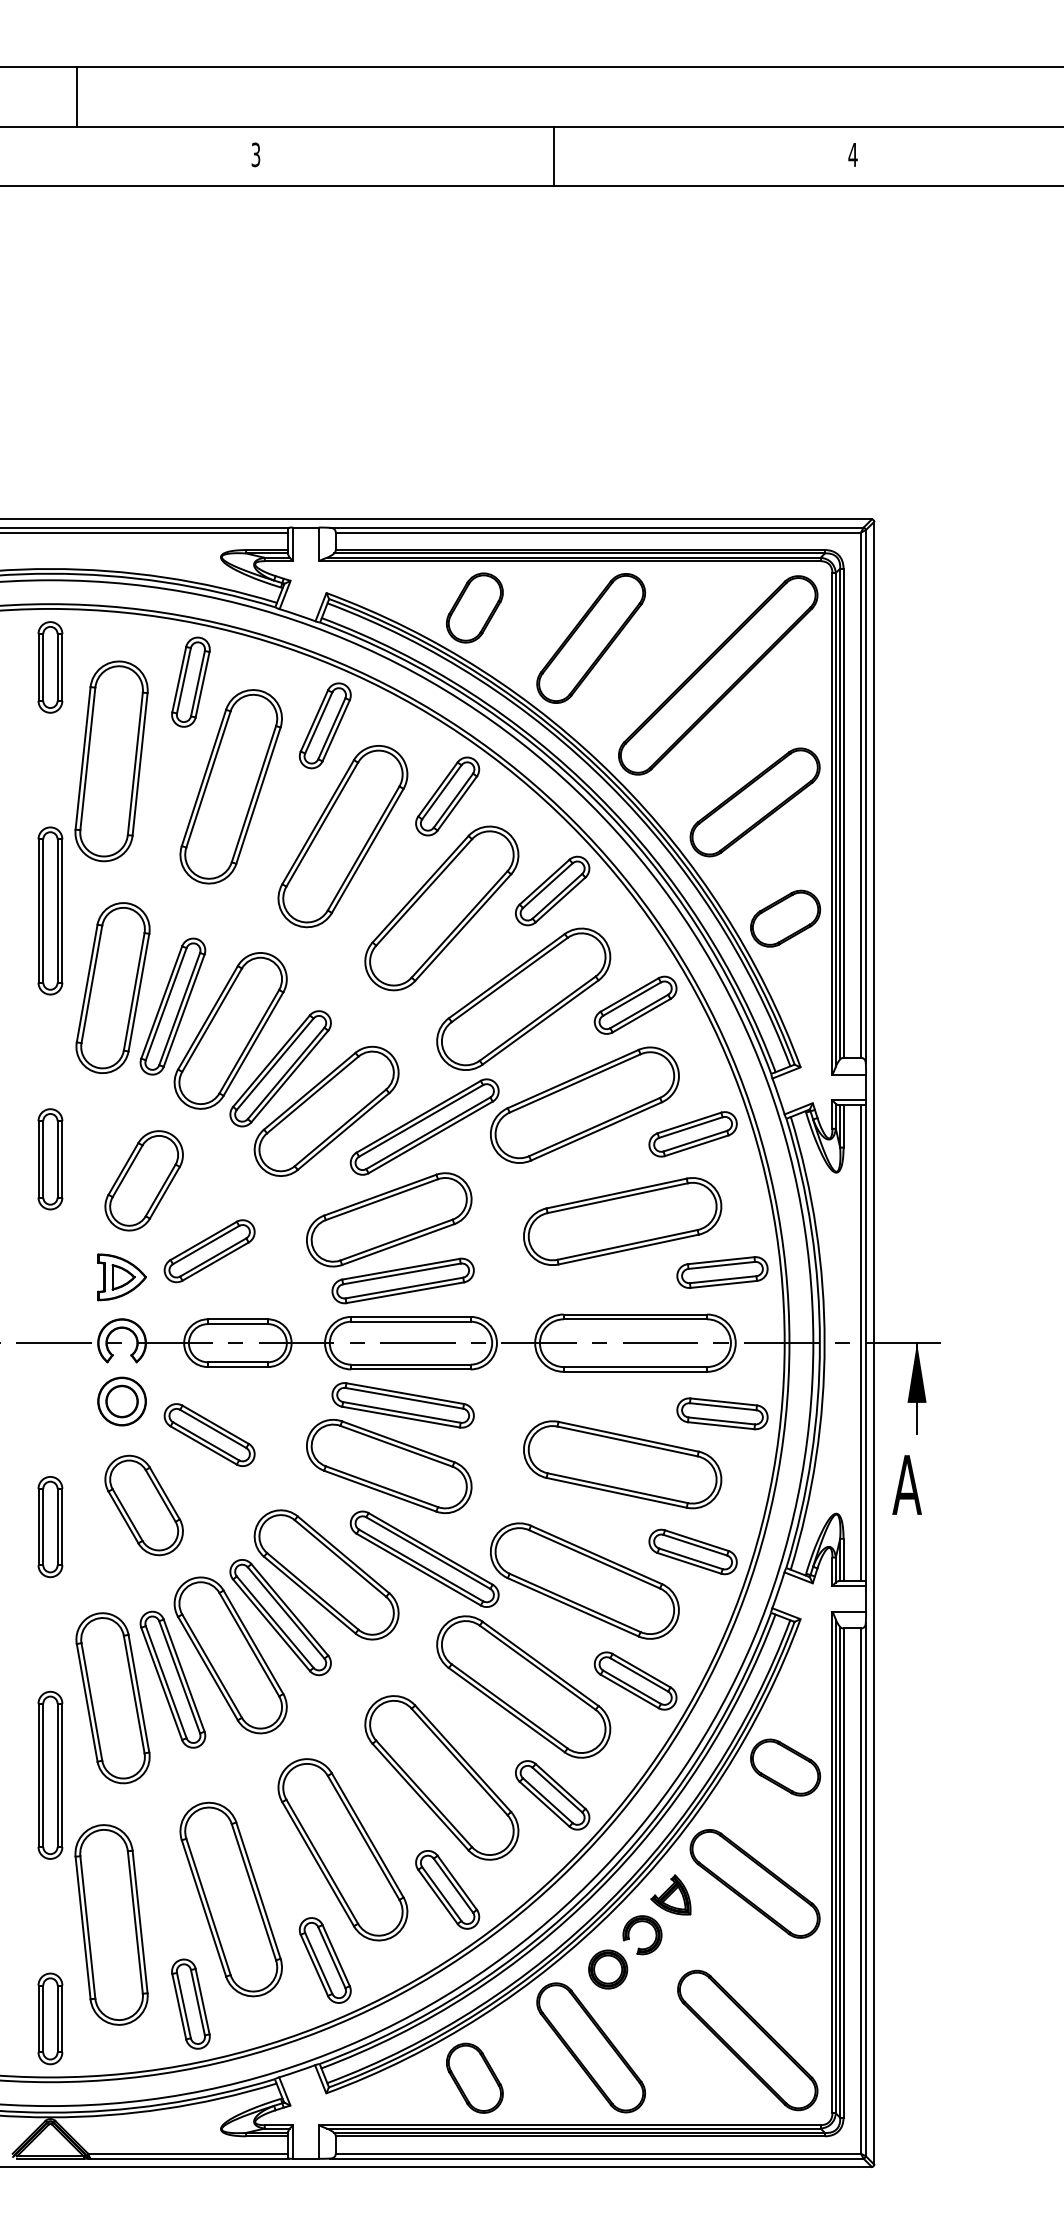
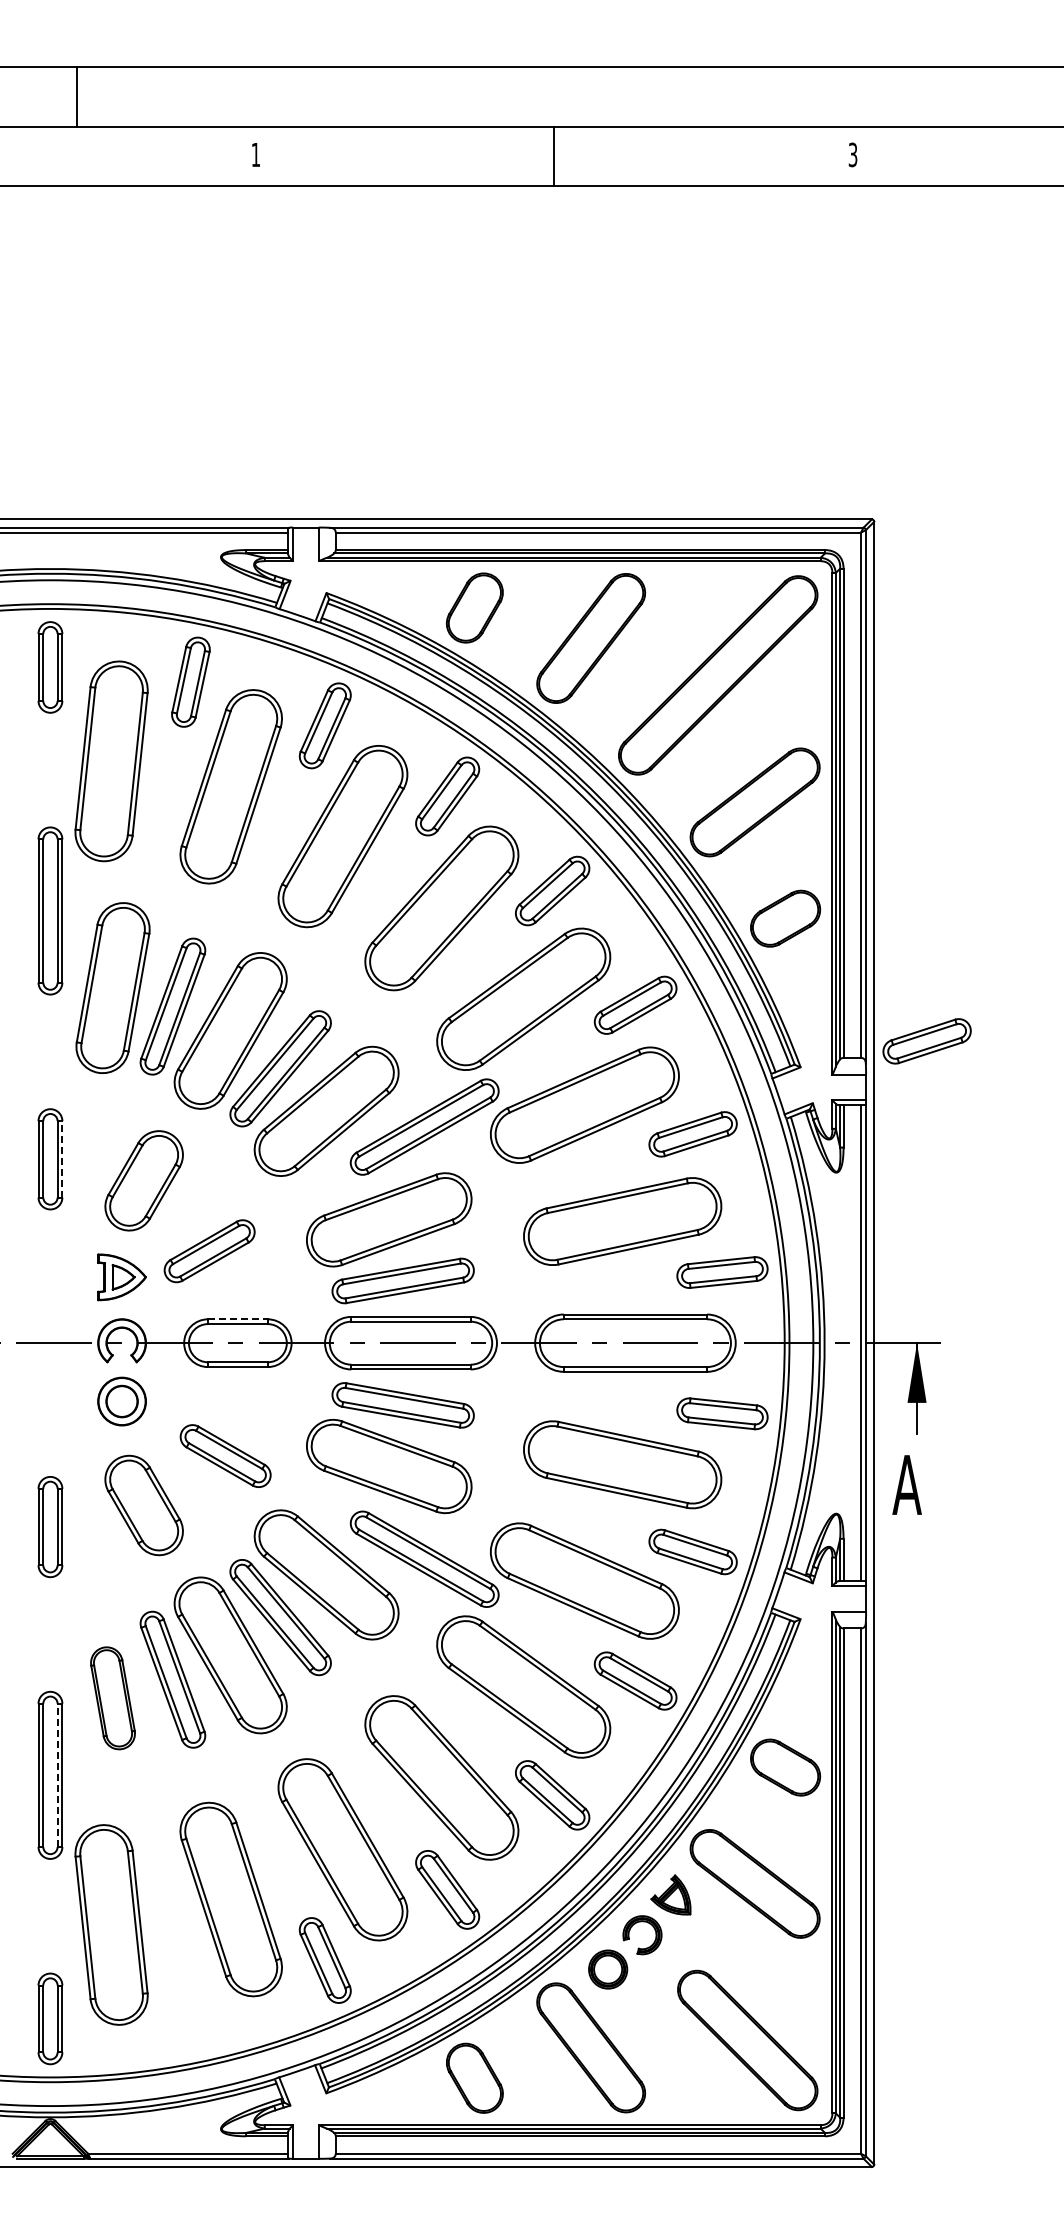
text: 3 -> 1 (255, 154)
text: 4 -> 3 (852, 154)
part: none -> present (926, 1041)
line: solid -> dashed (62, 1158)
line: solid -> dashed (237, 1319)
part position: (209, 1435) -> (225, 1456) (225, 1456)
part size: 76x173 px -> 46x105 px (112, 1698)
line: solid -> dashed (57, 1775)
part: present -> none (190, 2003)
